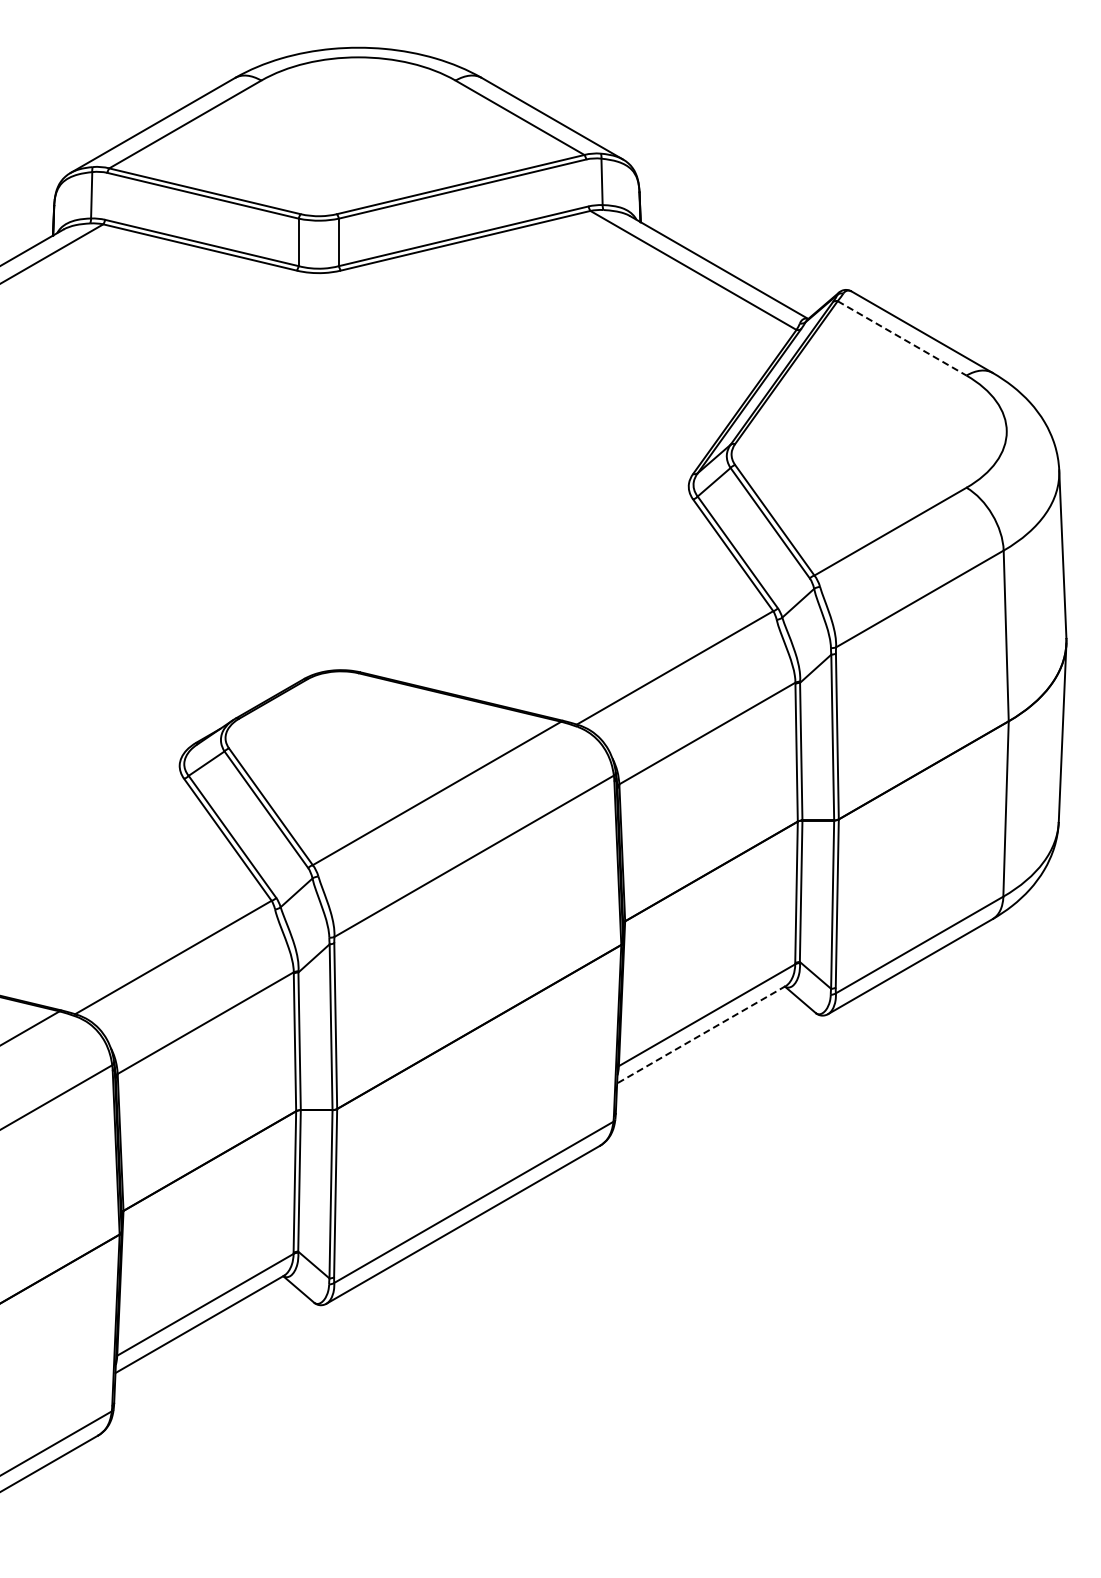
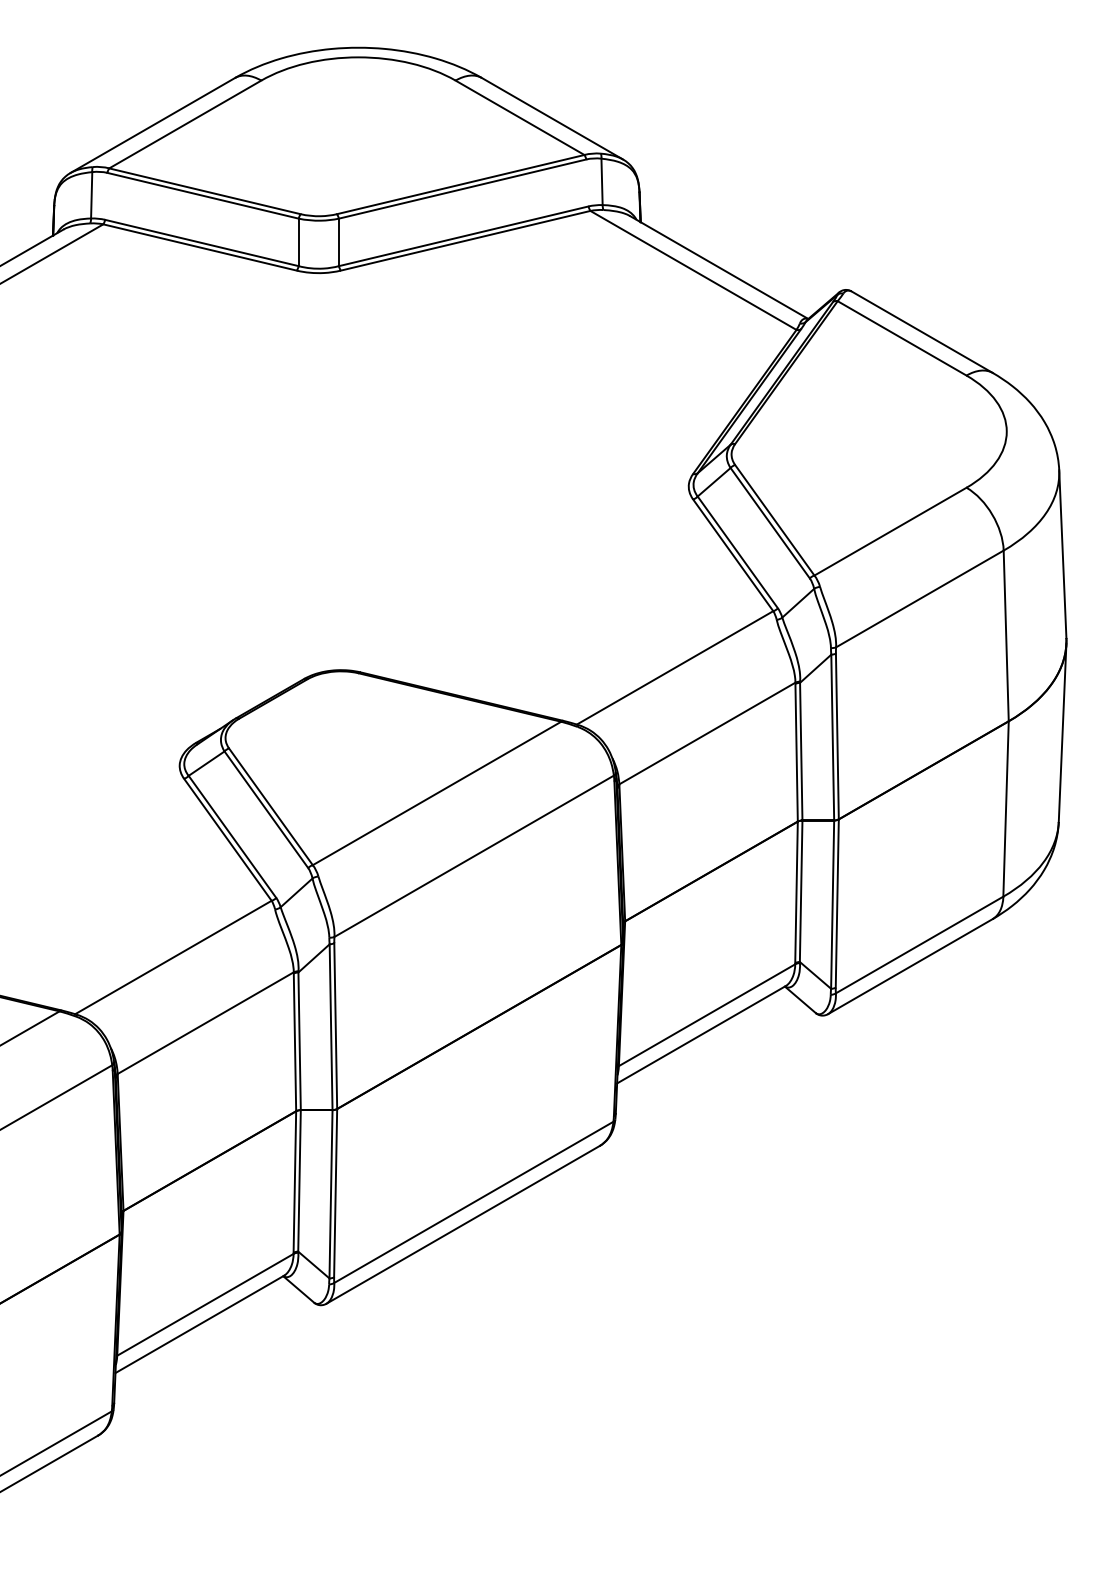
line: dashed -> solid (902, 338)
line: dashed -> solid (701, 1034)
